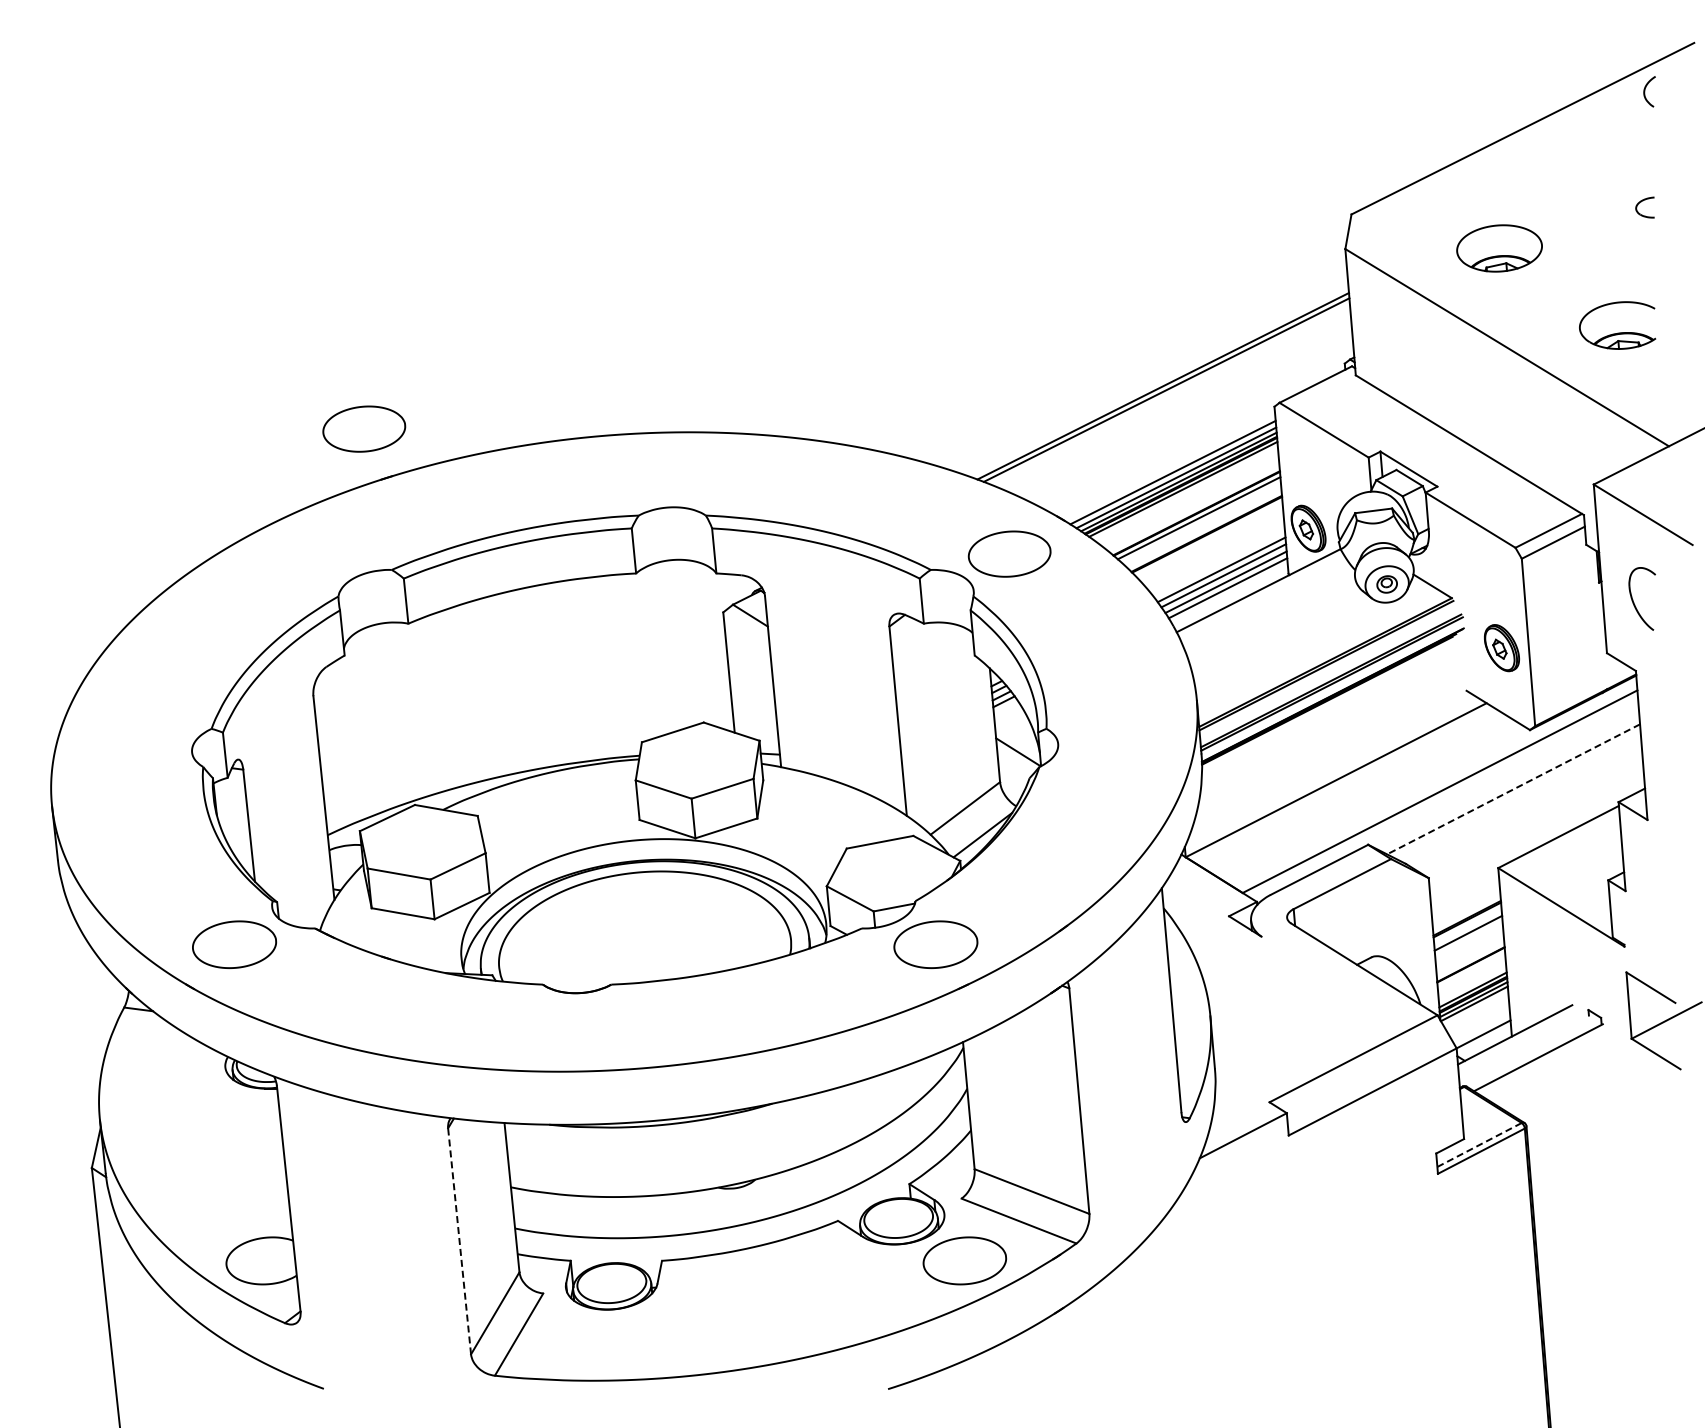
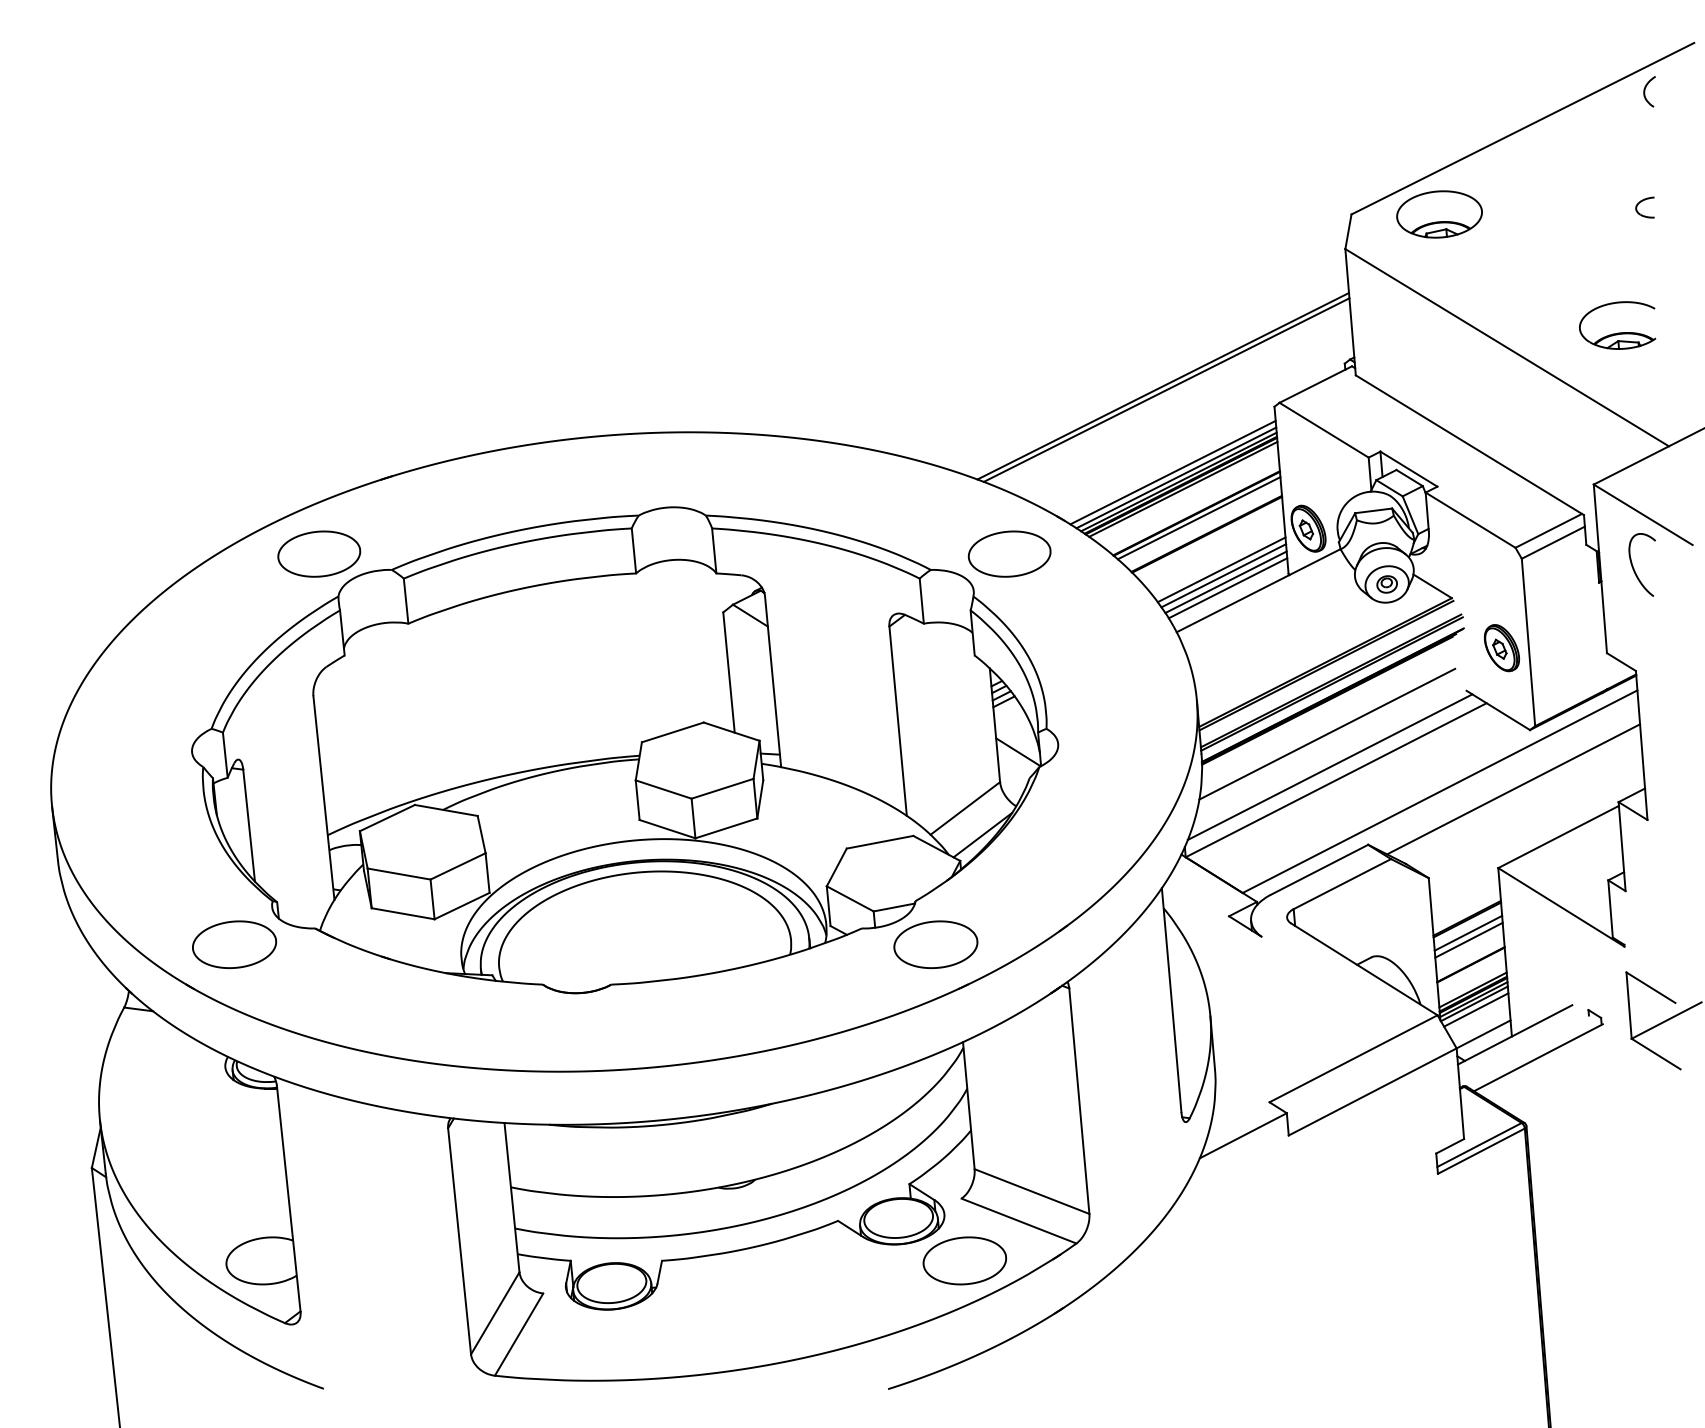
part position: (1499, 248) -> (1439, 214) (1439, 214)
part position: (364, 428) -> (319, 553) (319, 553)
part position: (1633, 599) -> (1633, 565) (1633, 565)
line: none -> present (1327, 733)
line: none -> present (1329, 766)
line: dashed -> solid (1513, 789)
line: none -> present (1468, 939)
line: none -> present (1476, 1009)
line: dashed -> solid (1479, 1145)
line: dashed -> solid (459, 1241)
